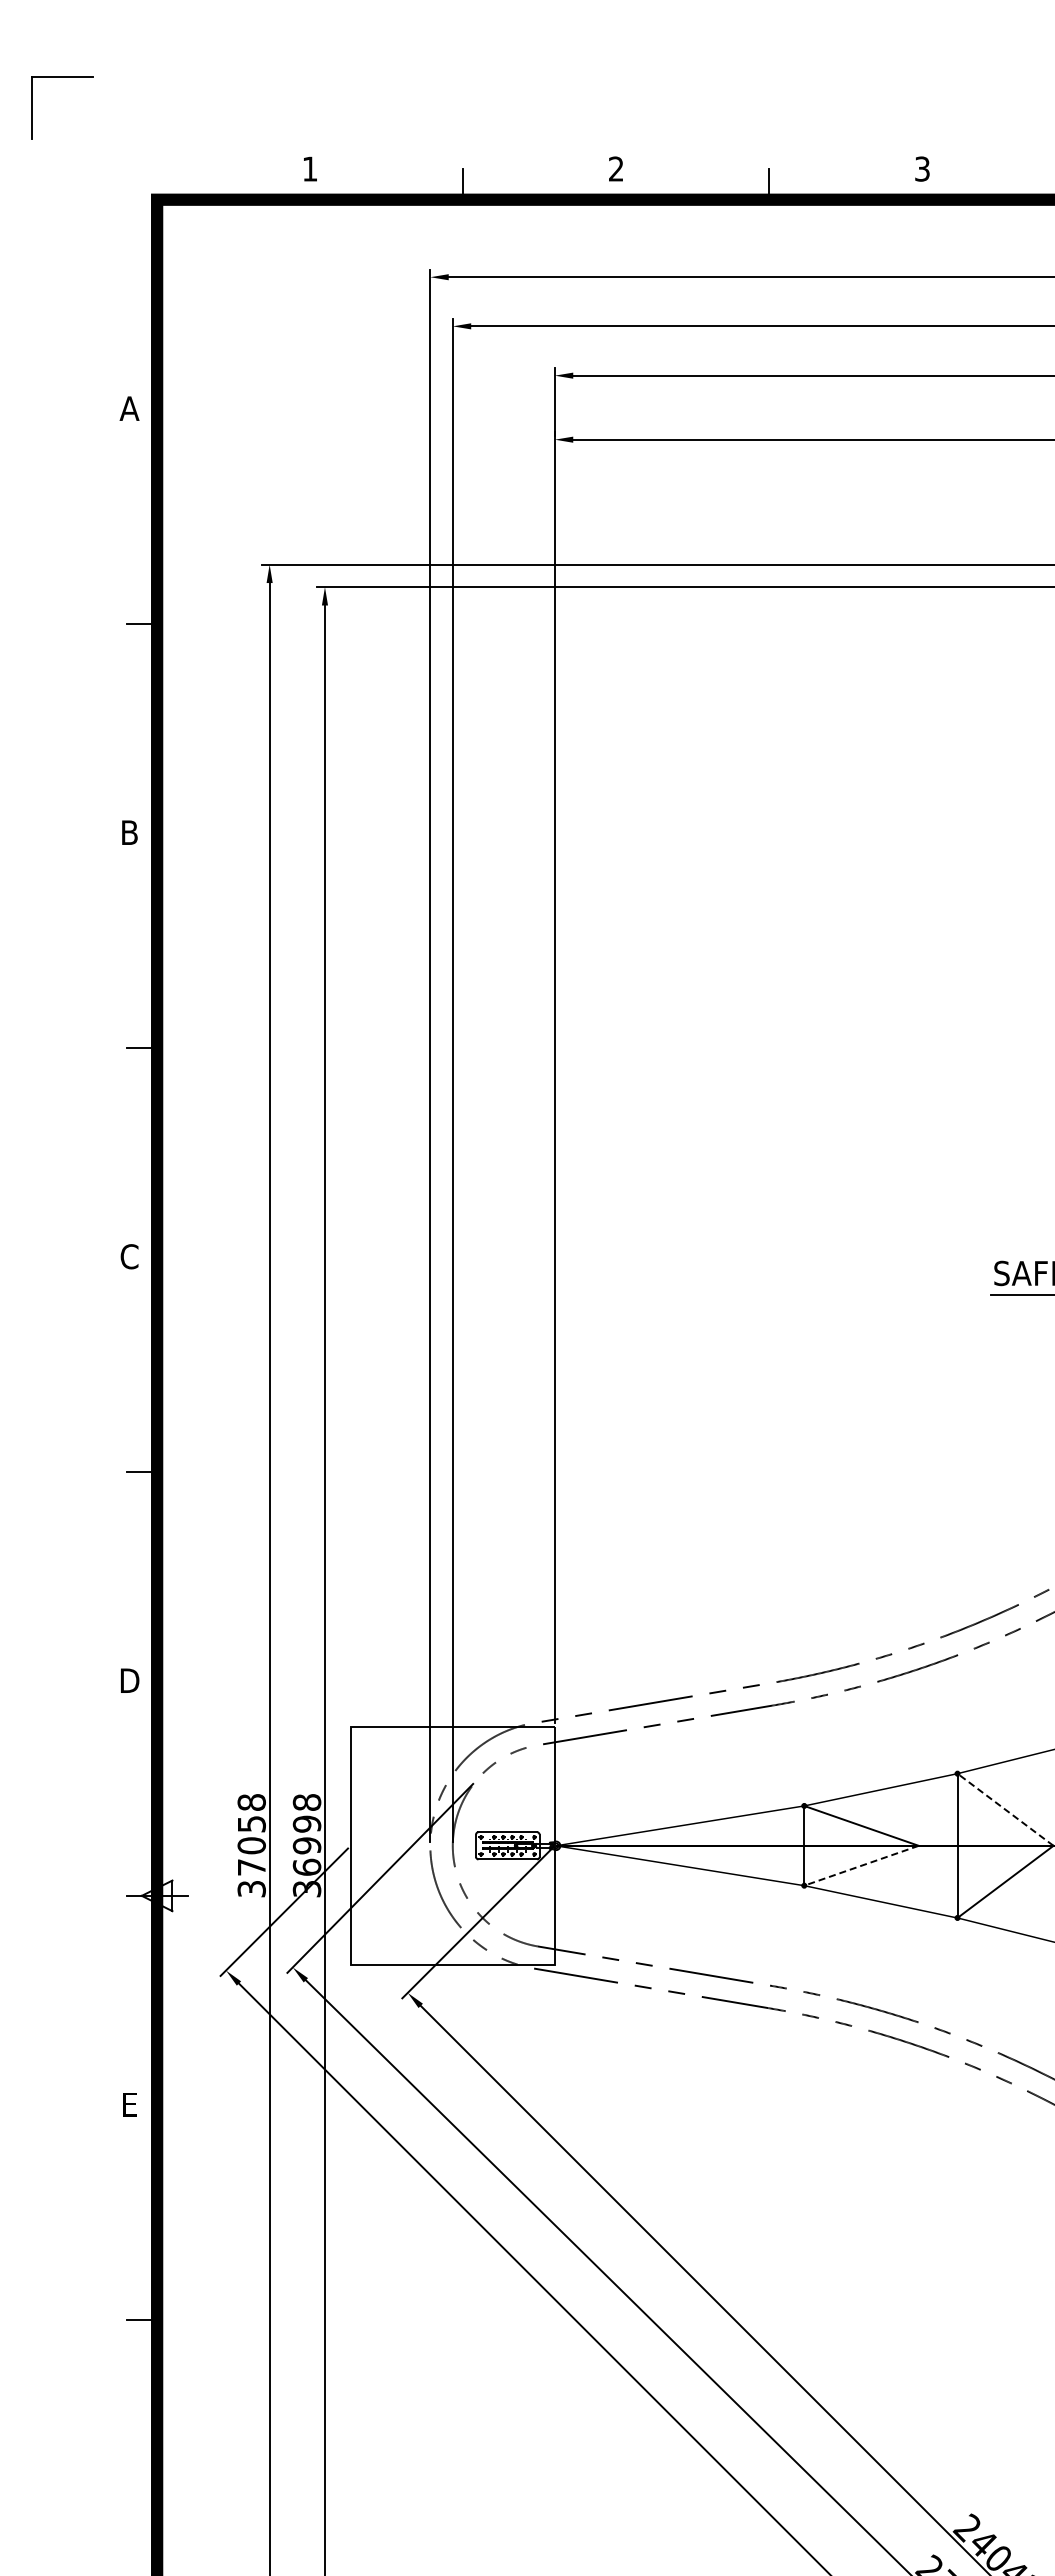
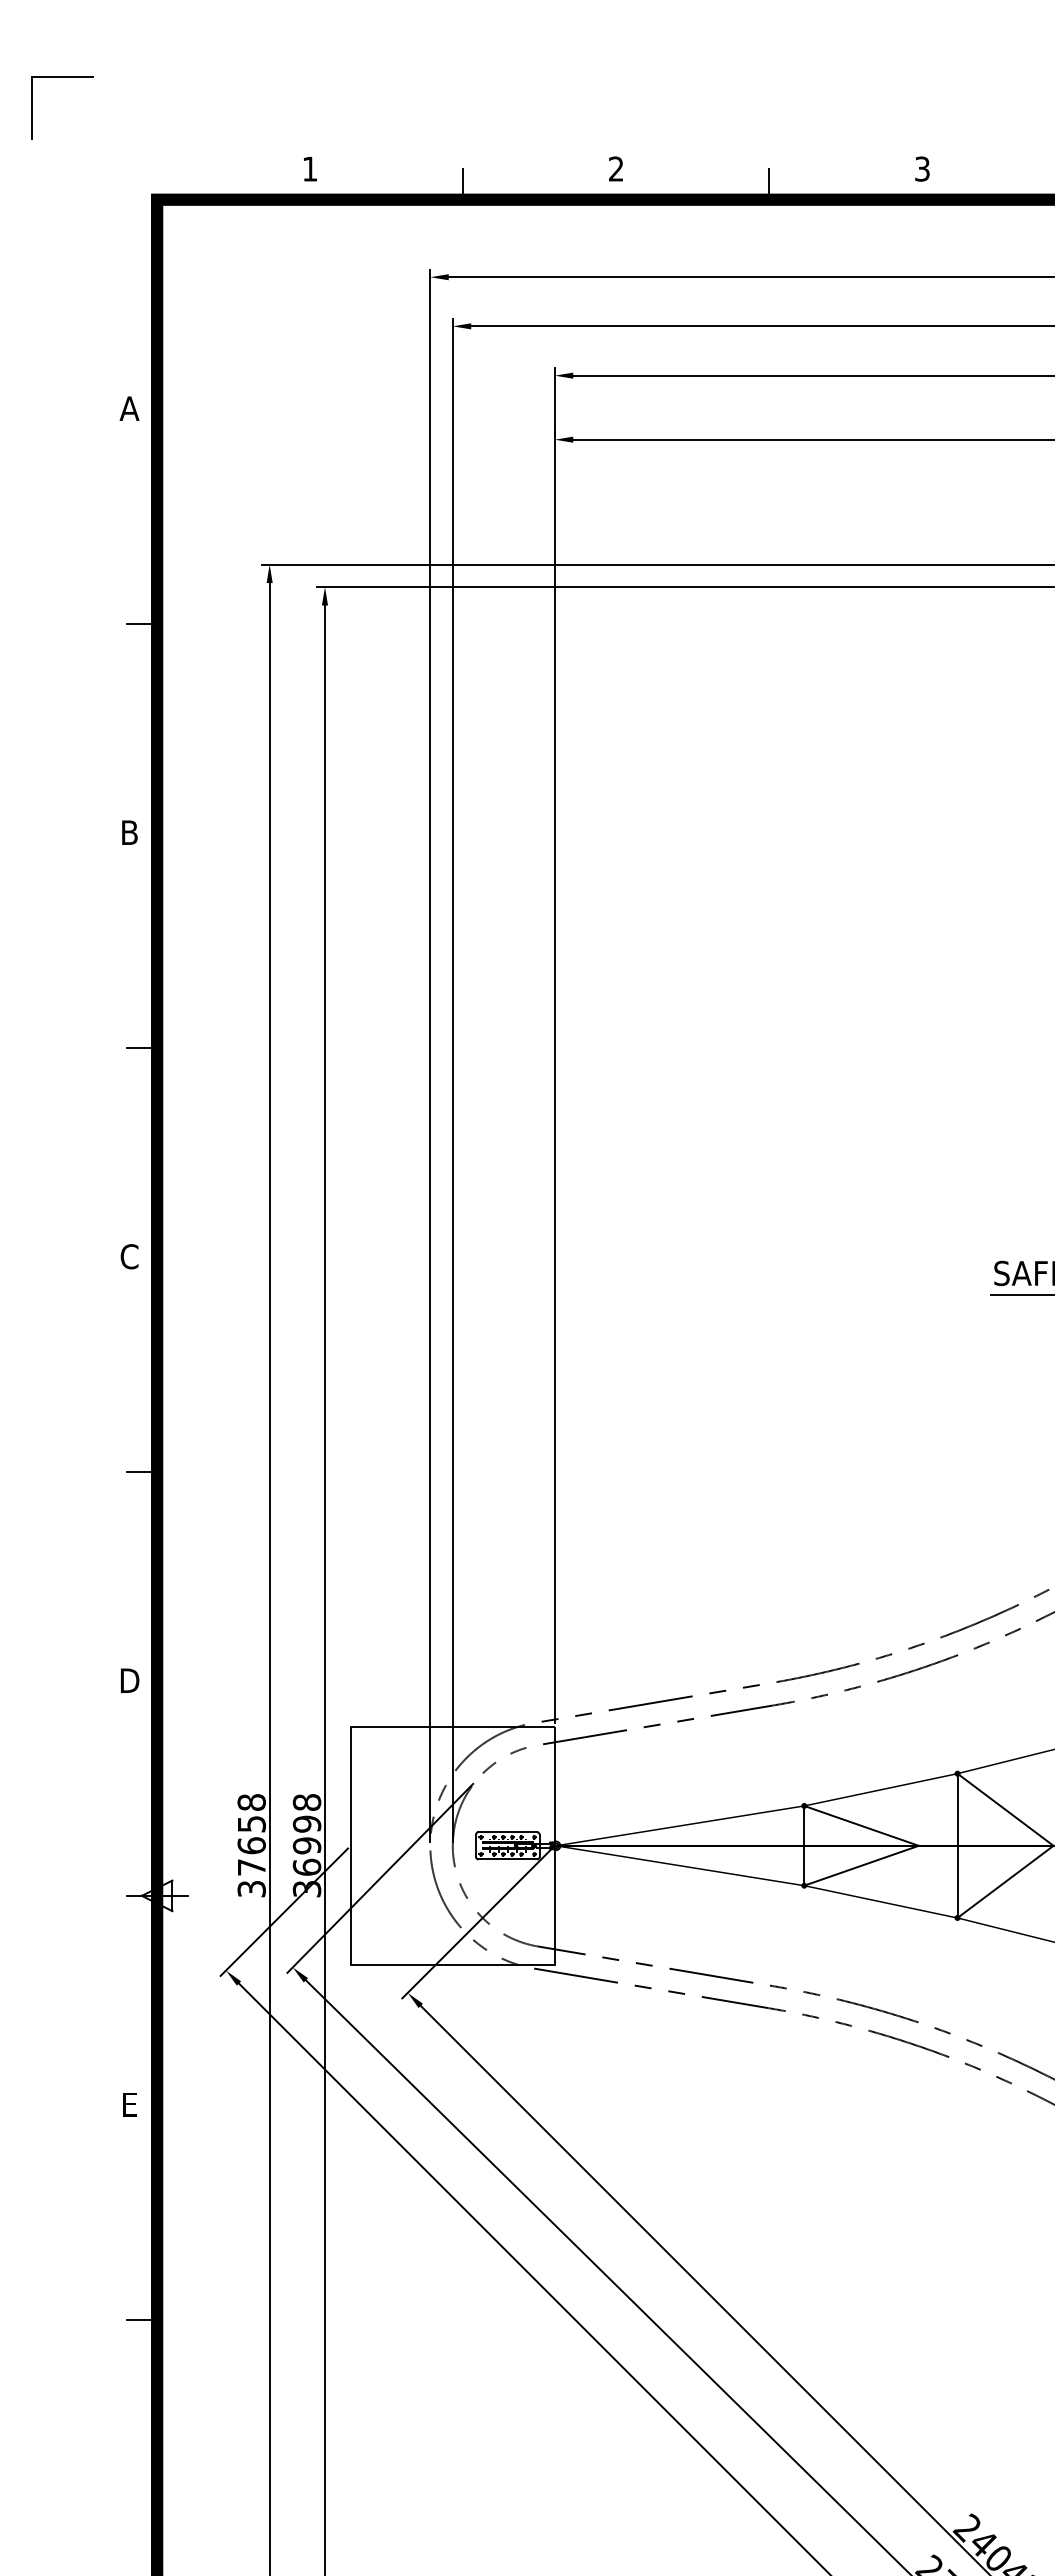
line: dashed -> solid (1005, 1809)
text: 37058 -> 37658 (251, 1845)
line: dashed -> solid (861, 1865)
